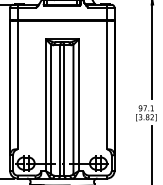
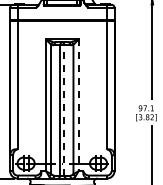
line: solid -> dashed (78, 105)
line: solid -> dashed (64, 109)
